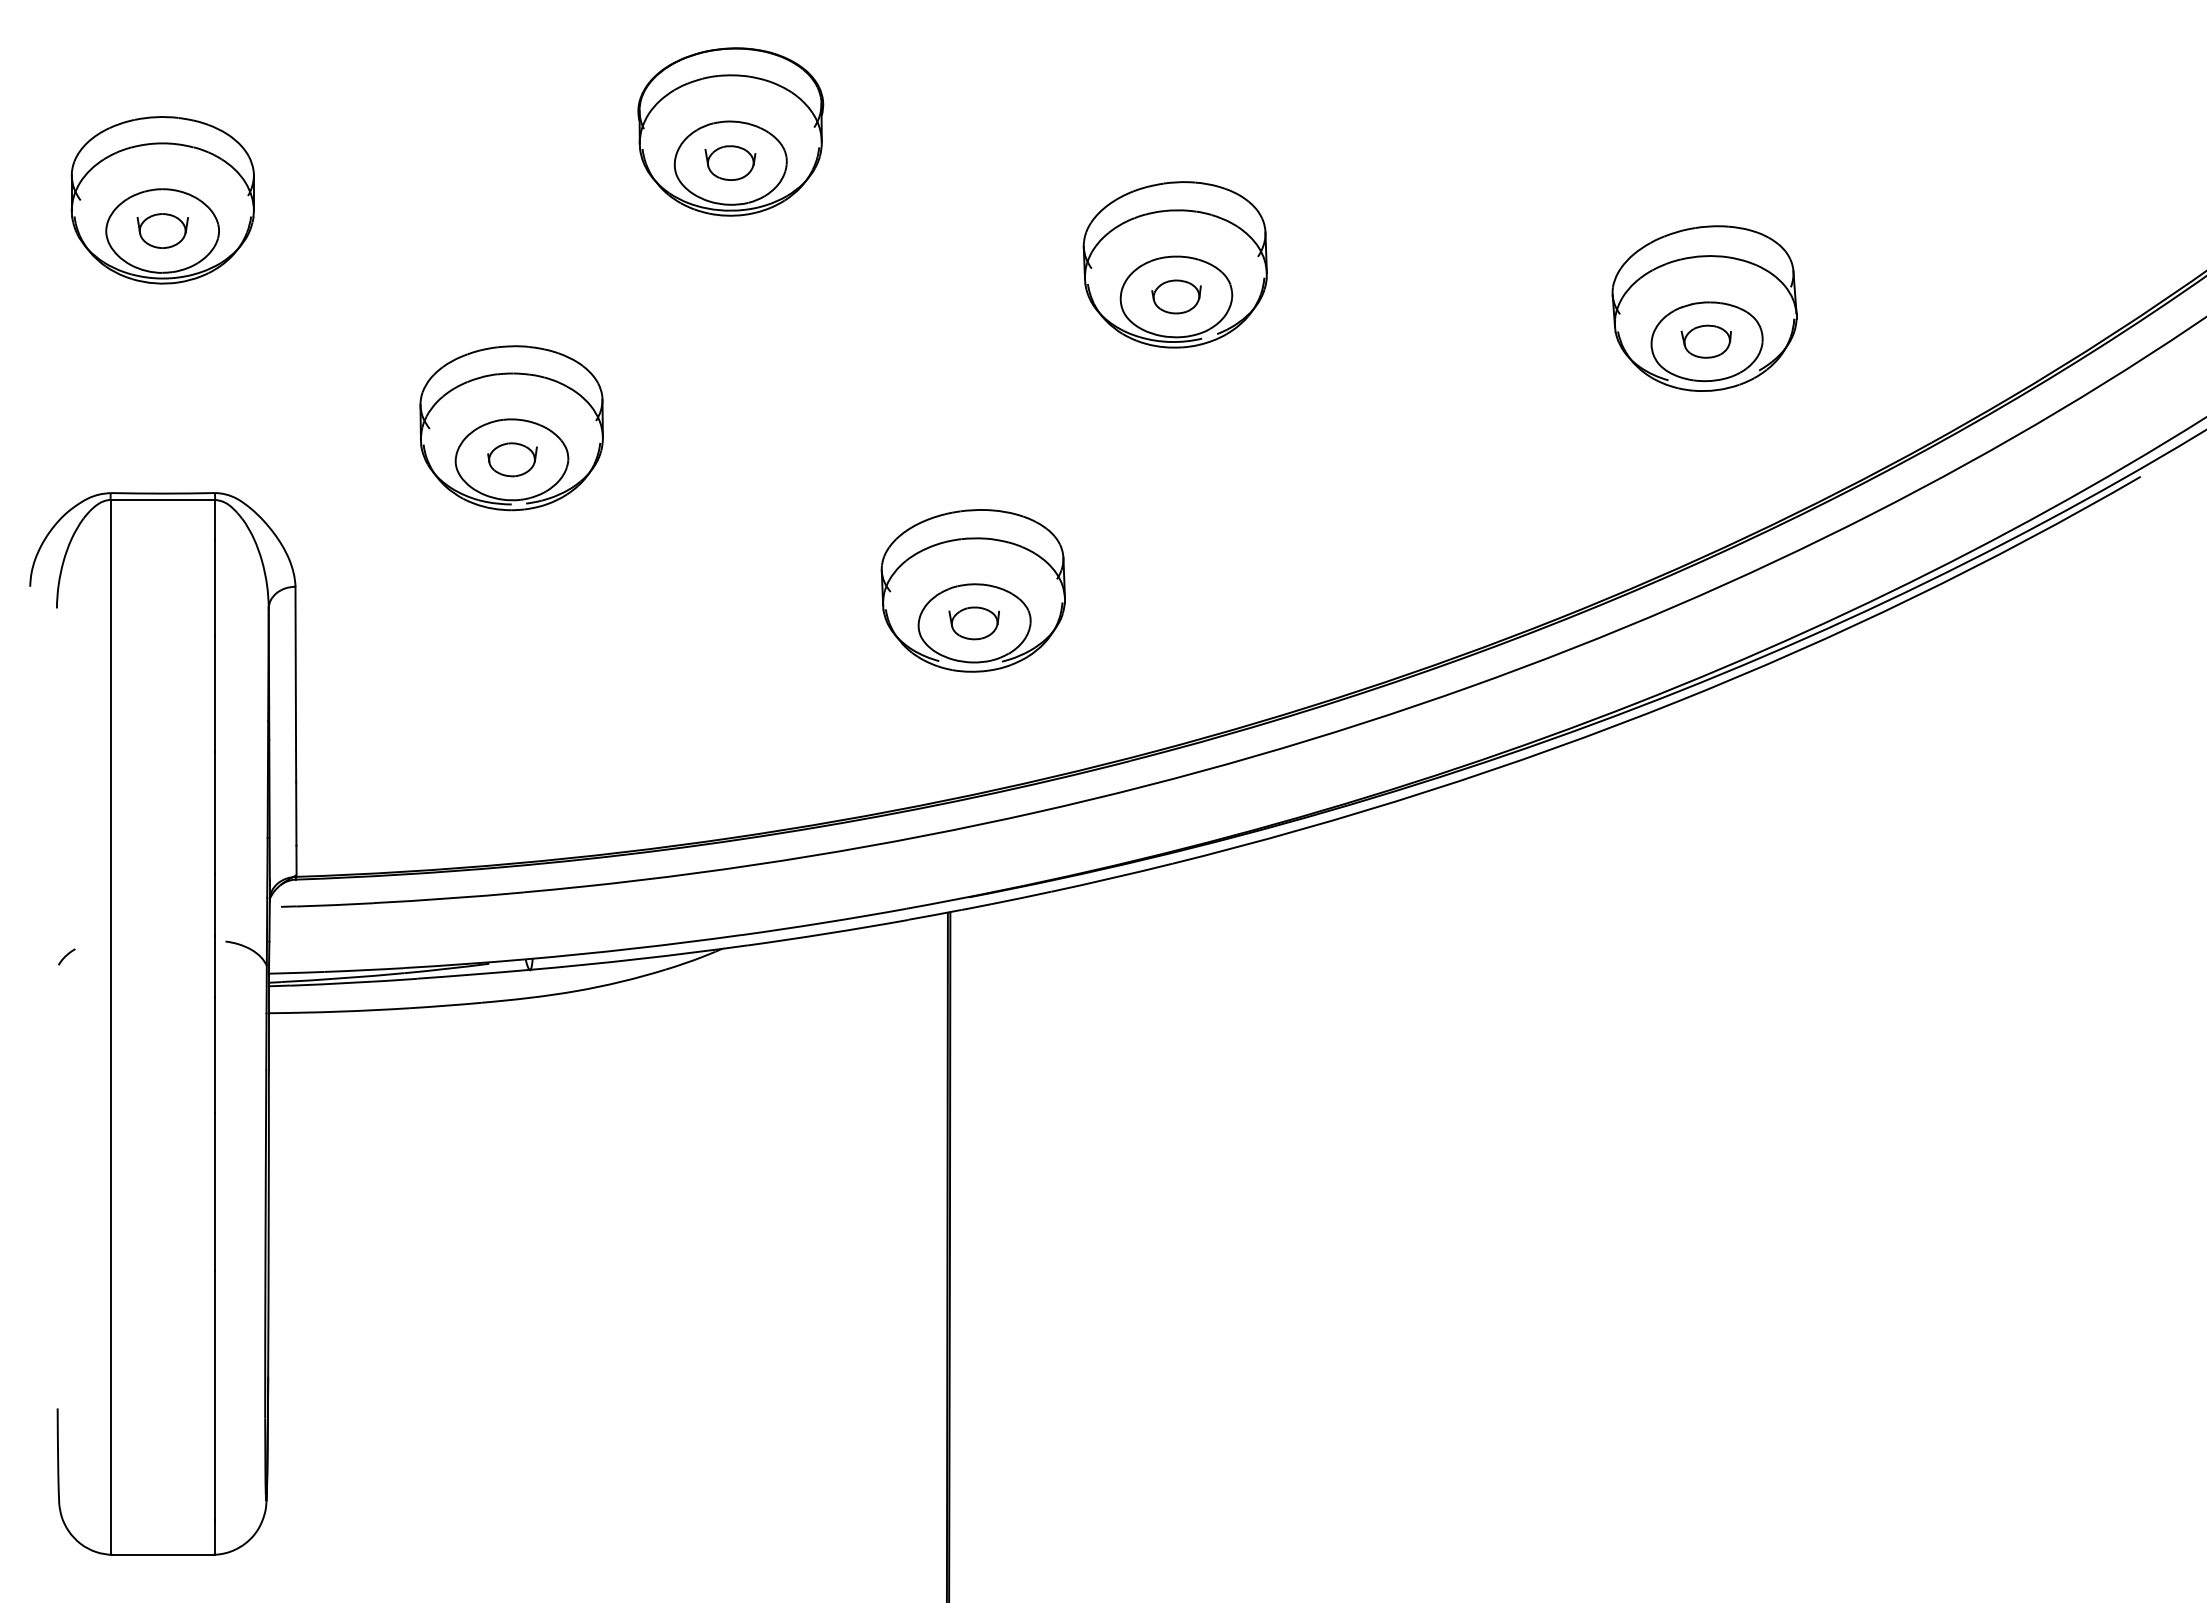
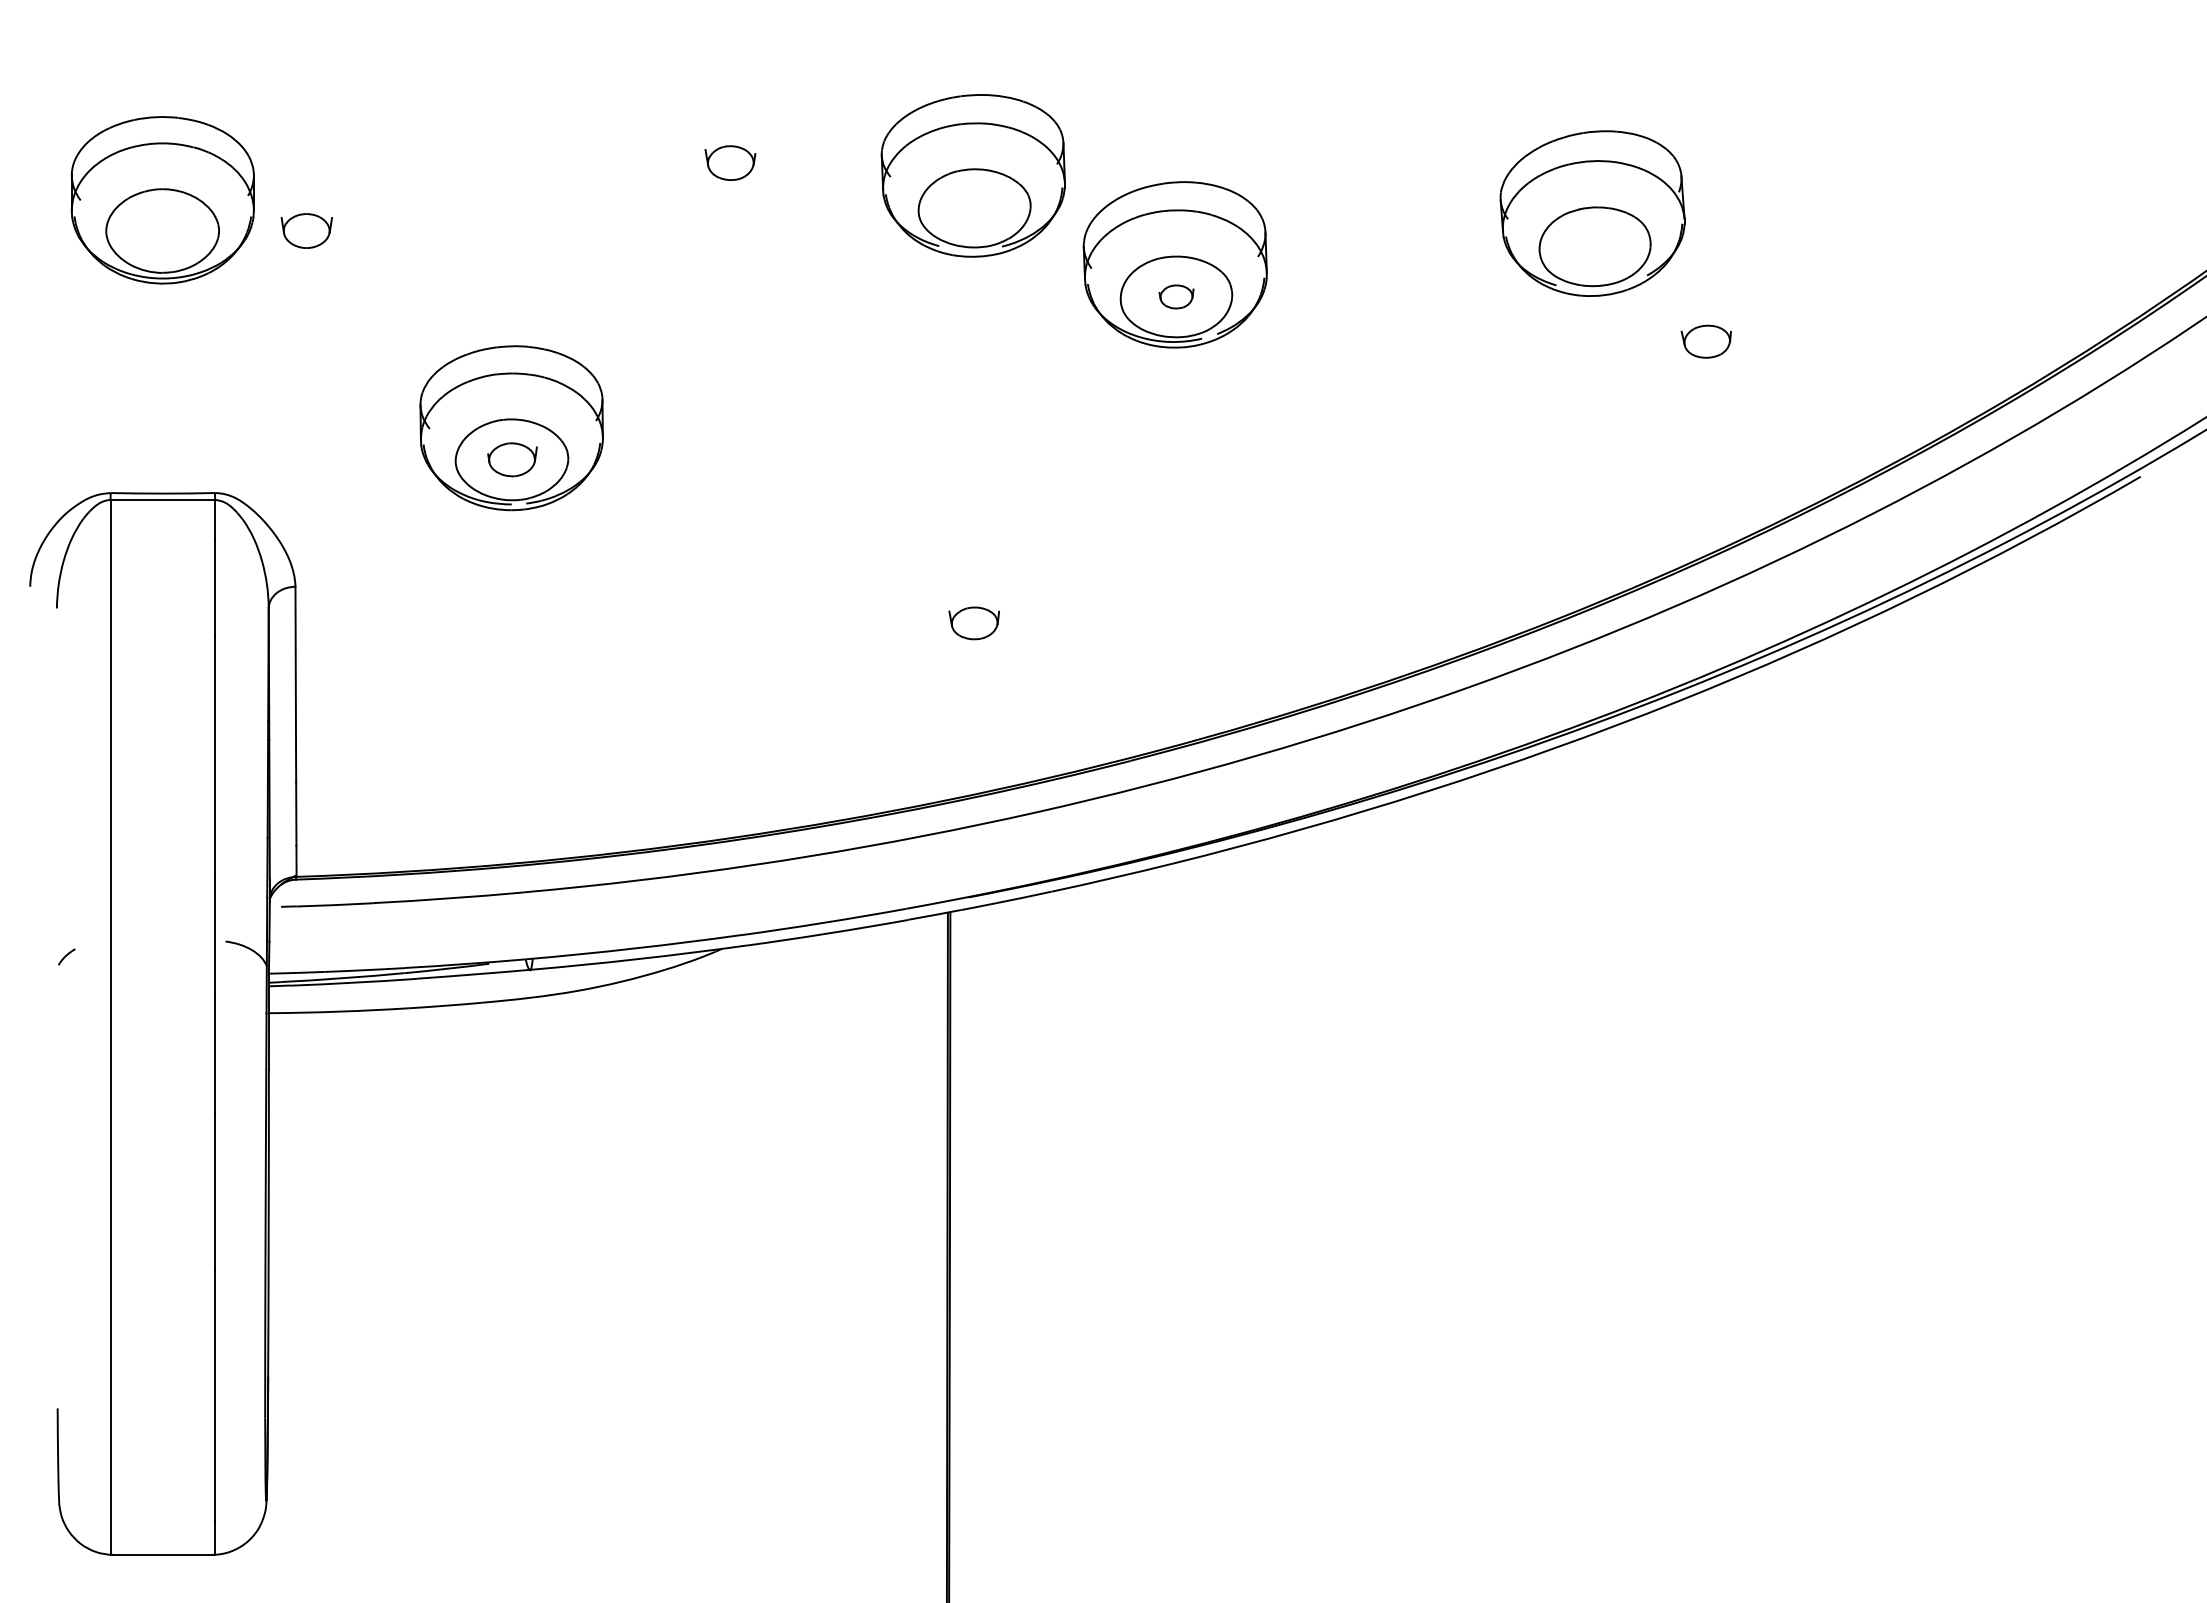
part: present -> none (730, 131)
part position: (162, 230) -> (306, 230) (306, 230)
part size: 51x36 px -> 37x26 px (1176, 296)
part position: (1704, 308) -> (1592, 213) (1592, 213)
part position: (972, 590) -> (972, 175) (972, 175)
